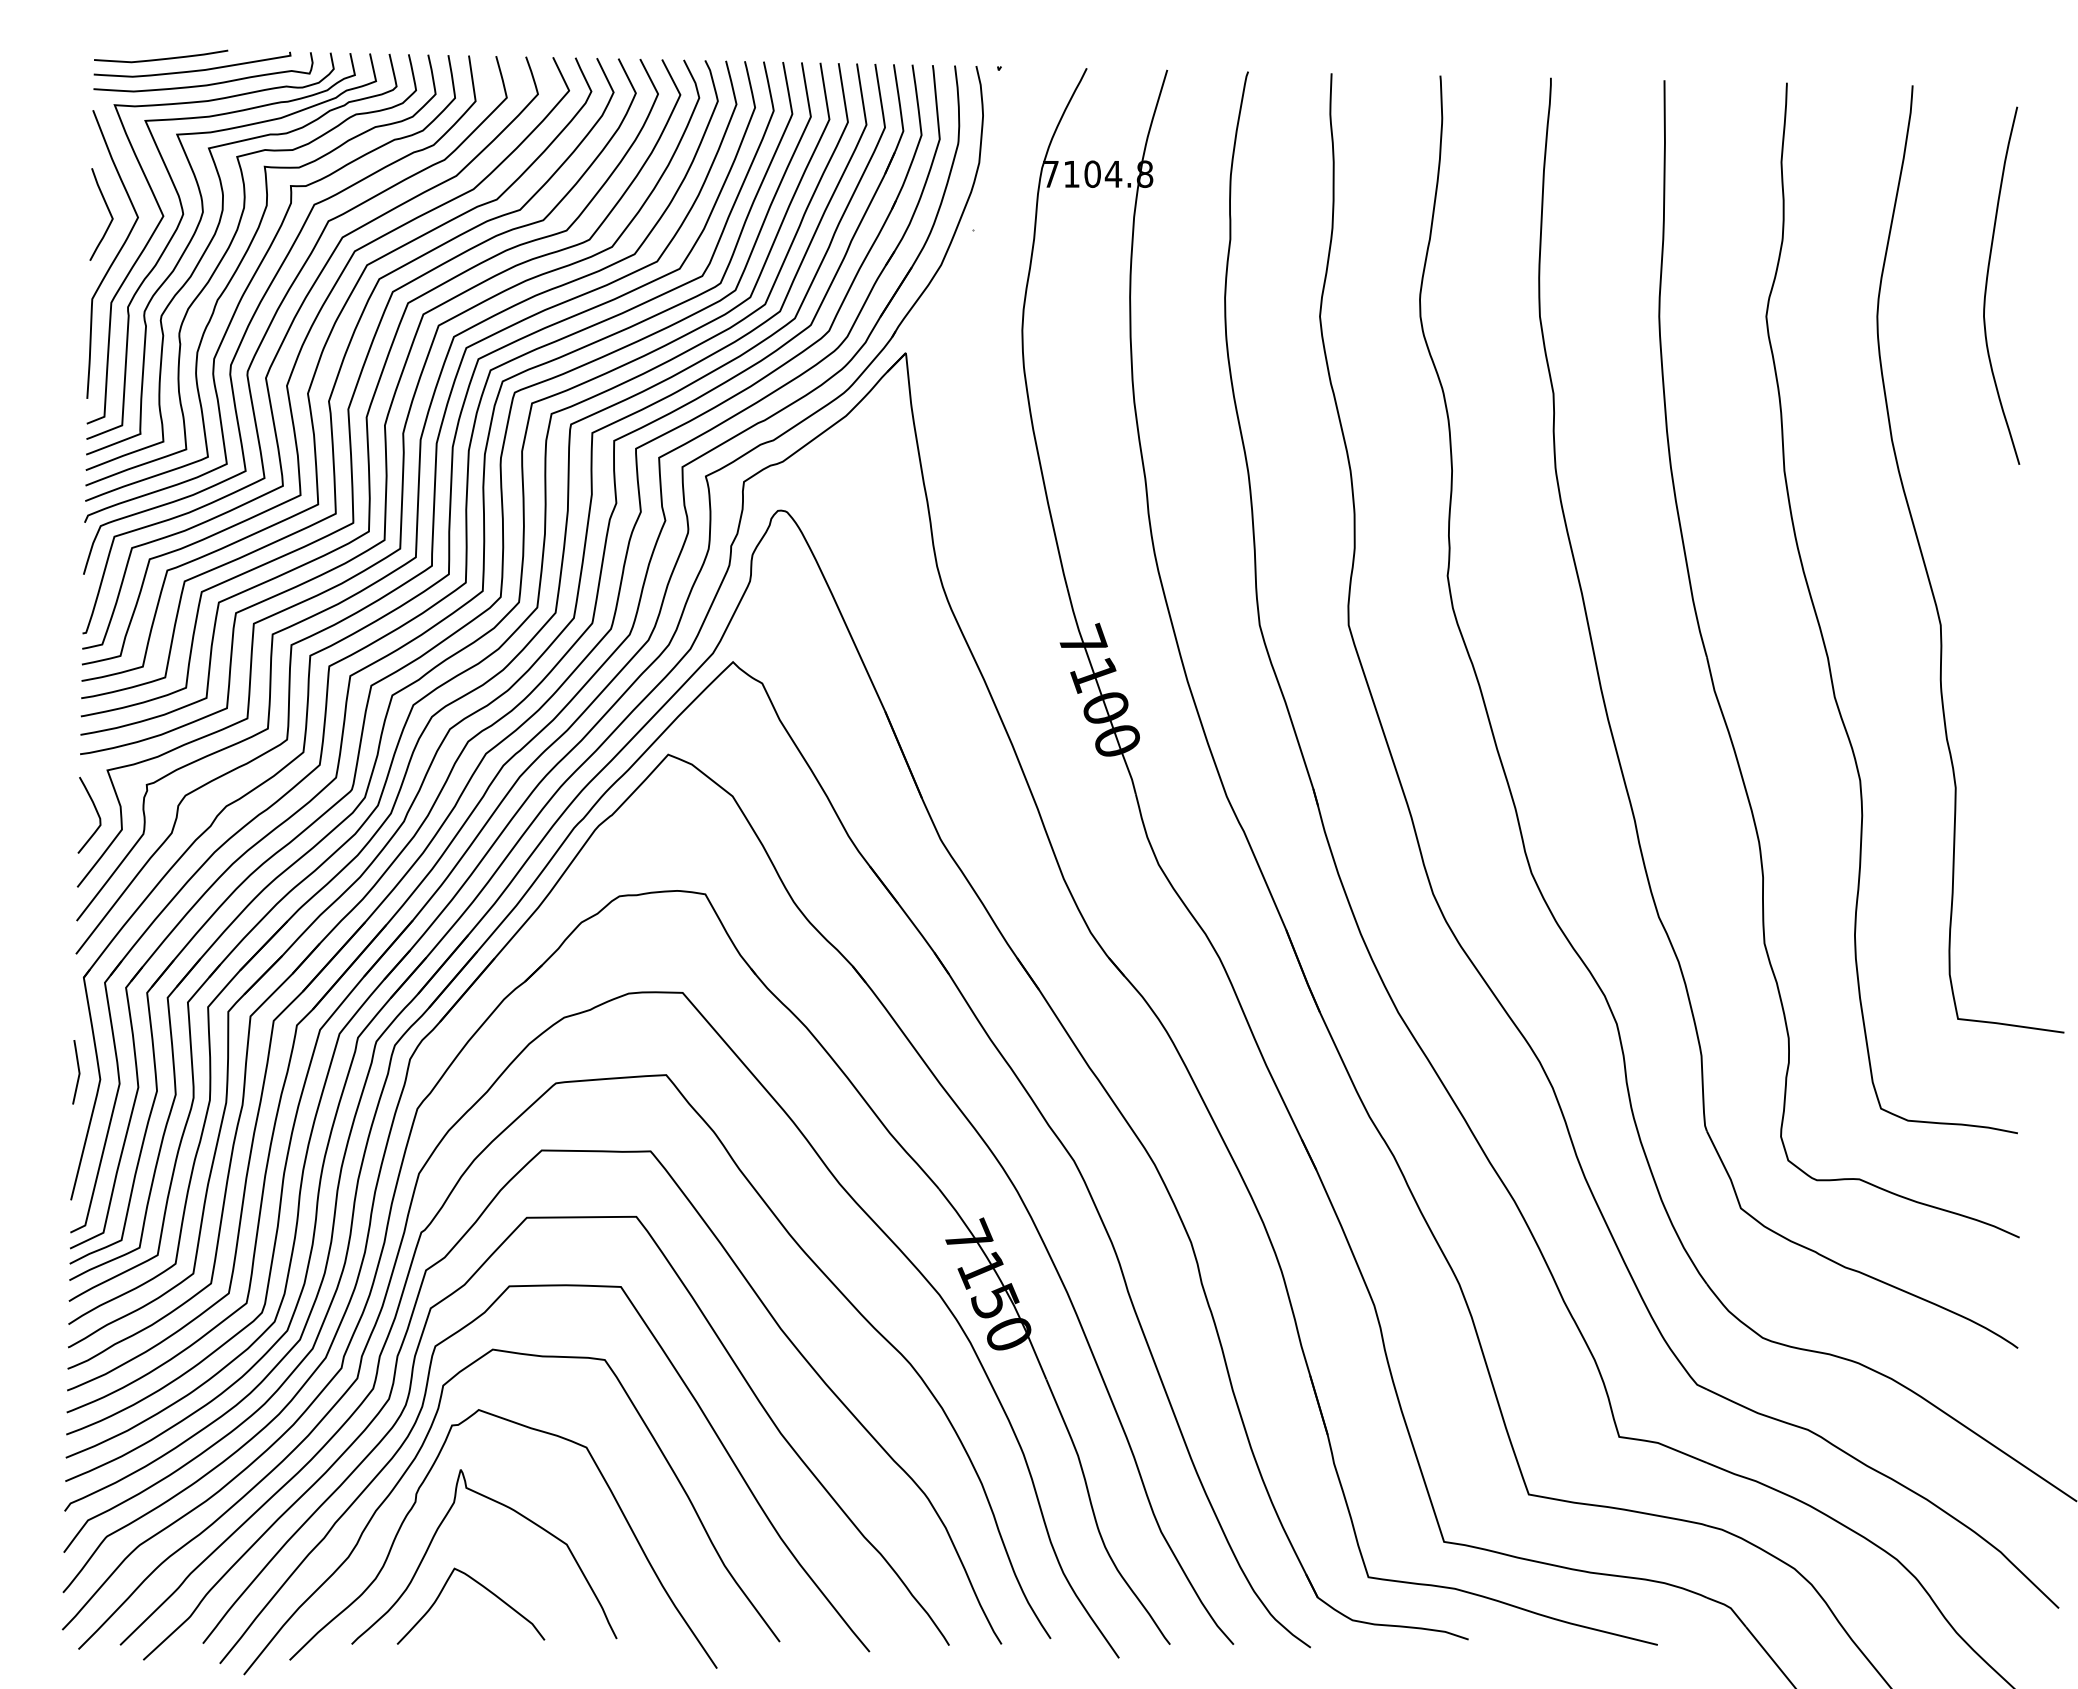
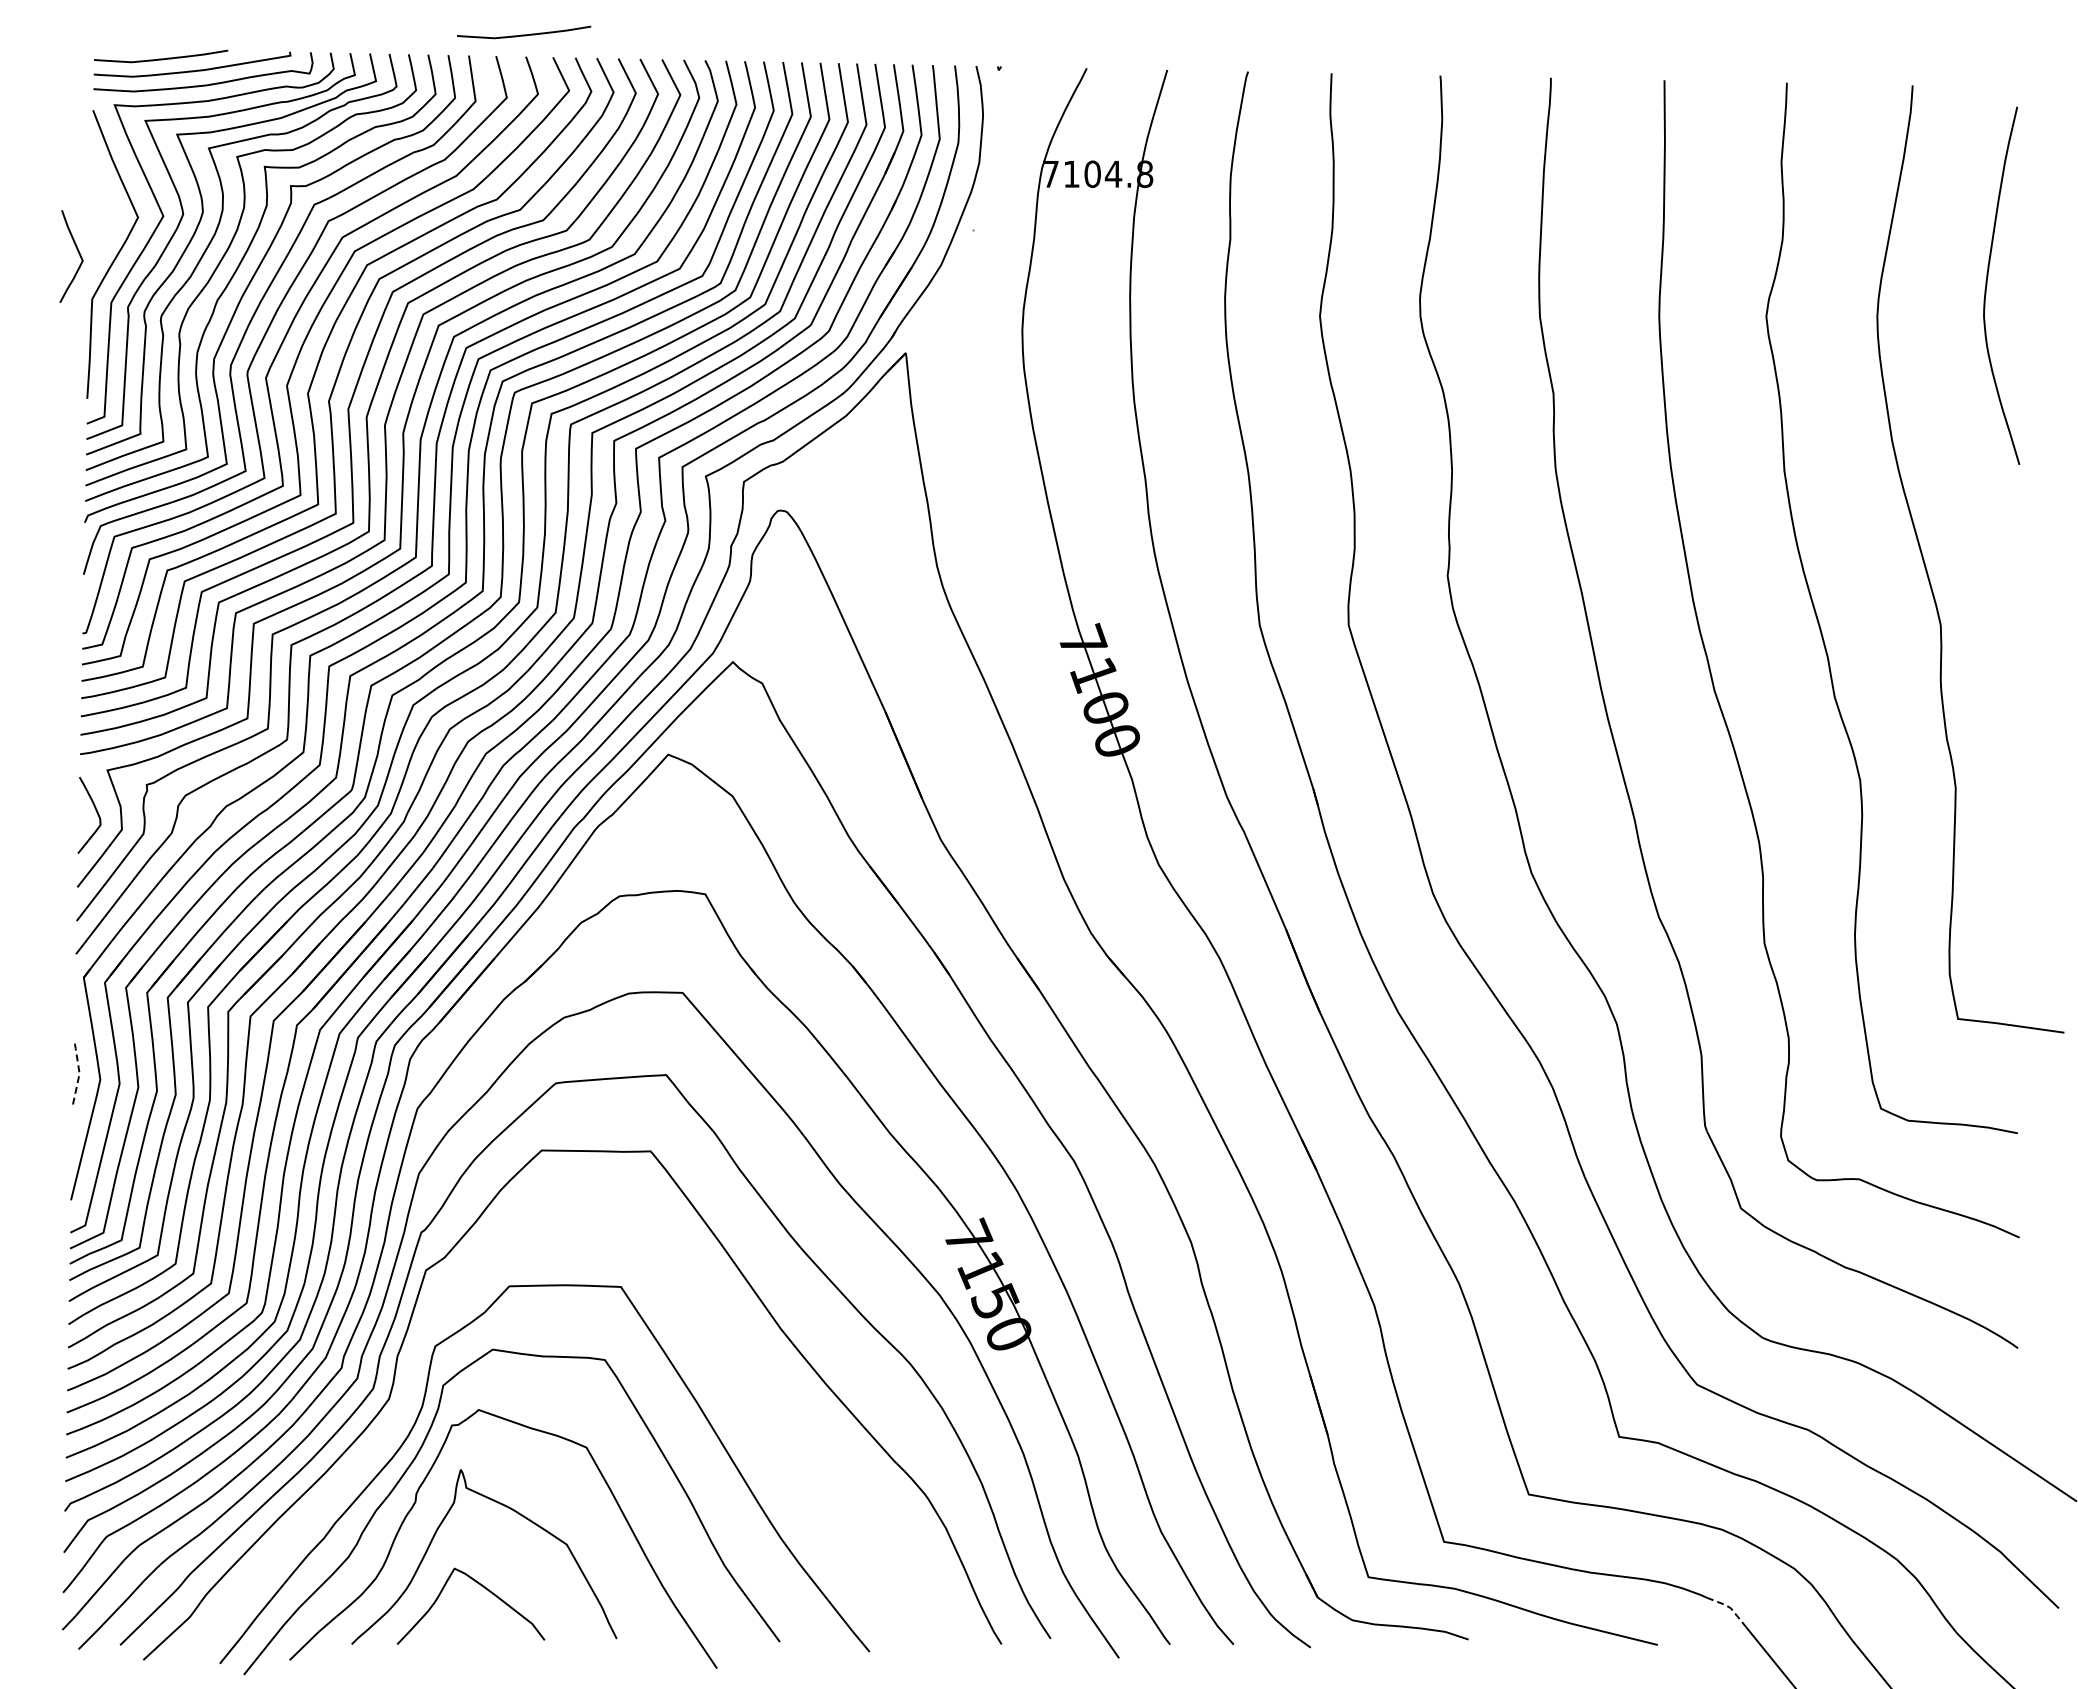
curve: none -> present (524, 34)
curve position: (108, 211) -> (78, 253) (78, 253)
line: solid -> dashed (79, 1071)
curve: present -> none (720, 1343)
line: solid -> dashed (1730, 1607)
